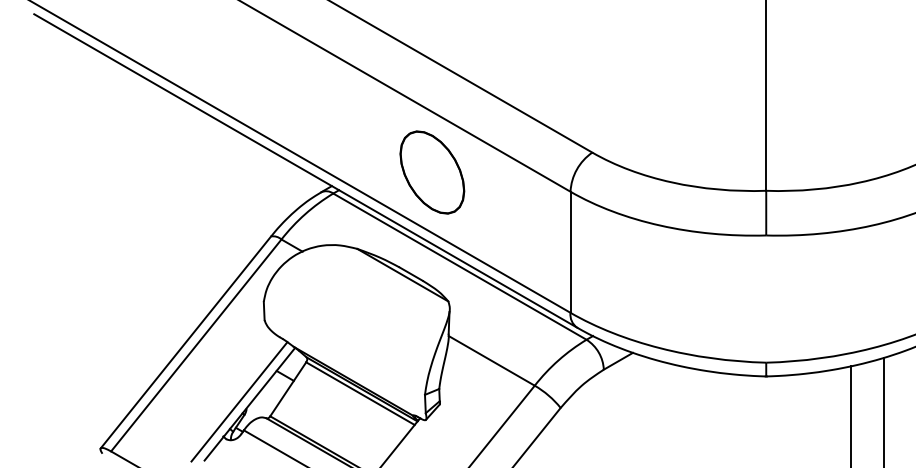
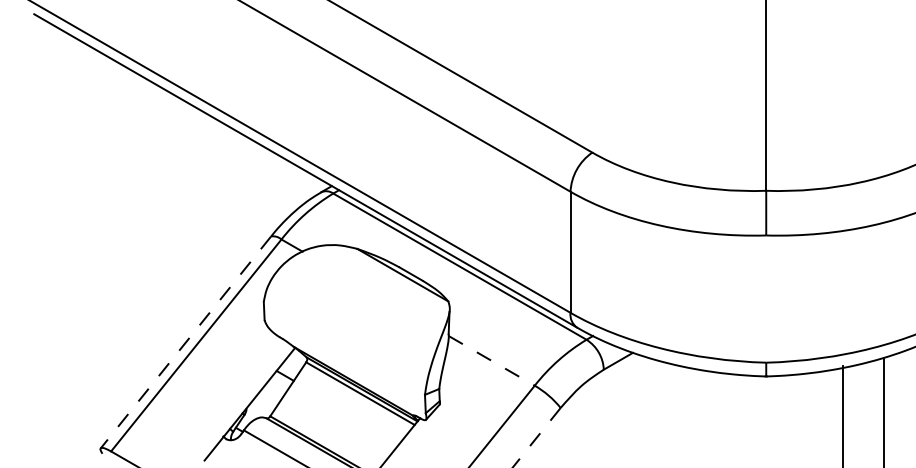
part: present -> none (432, 172)
line: solid -> dashed (185, 342)
line: solid -> dashed (491, 360)
line: present -> none (239, 401)
line position: (851, 415) -> (843, 415) (843, 415)
line: solid -> dashed (536, 438)
